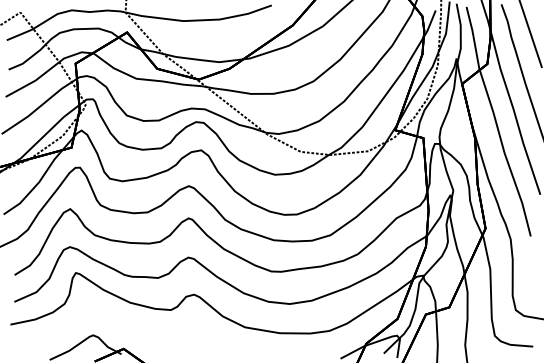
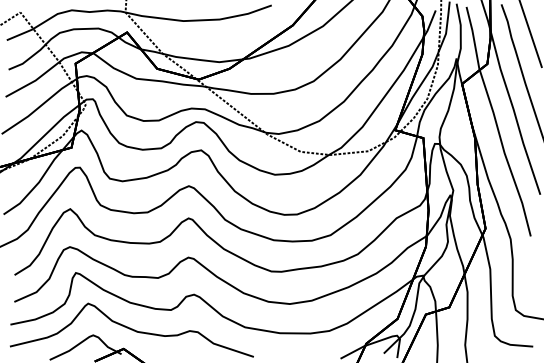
curve: none -> present (131, 329)
